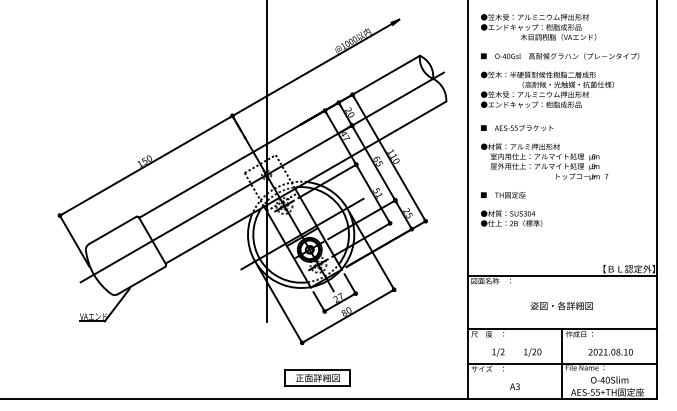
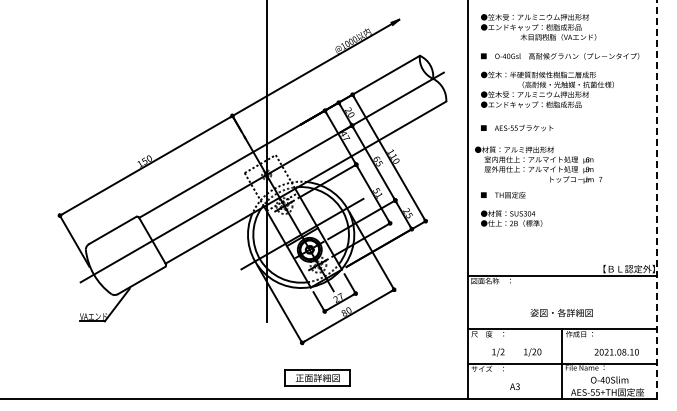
text position: (544, 161) -> (538, 164) (538, 164)
line: solid -> dashed (656, 199)
text position: (561, 305) -> (561, 312) (561, 312)
text position: (610, 351) -> (616, 351) (616, 351)
